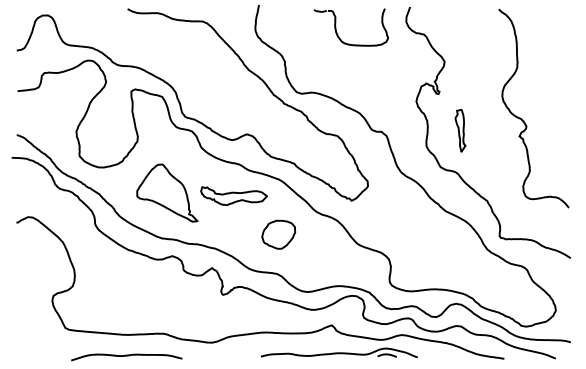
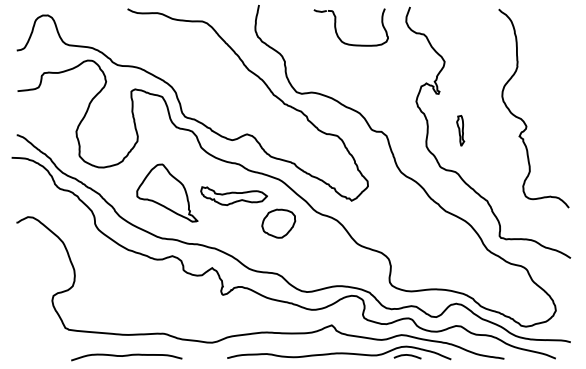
part size: 13x44 px -> 10x32 px (460, 130)
part position: (278, 234) -> (278, 223) (278, 223)
part size: 158x12 px -> 225x16 px (339, 352)
